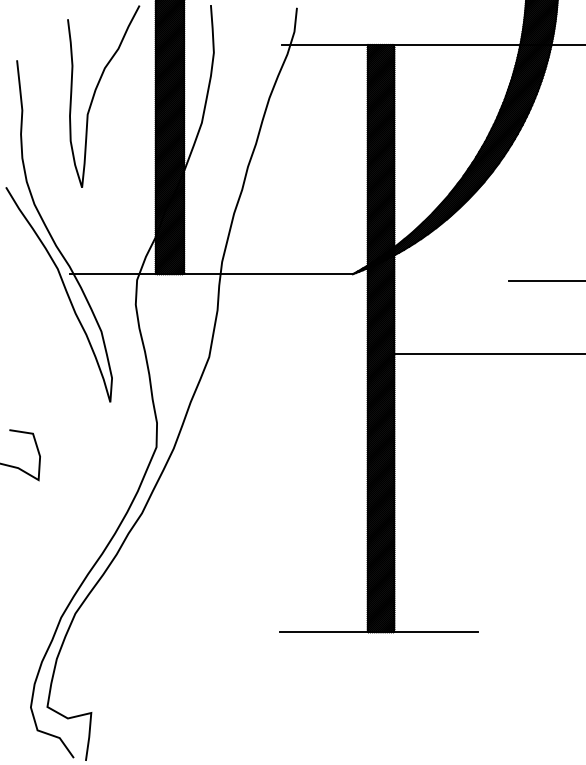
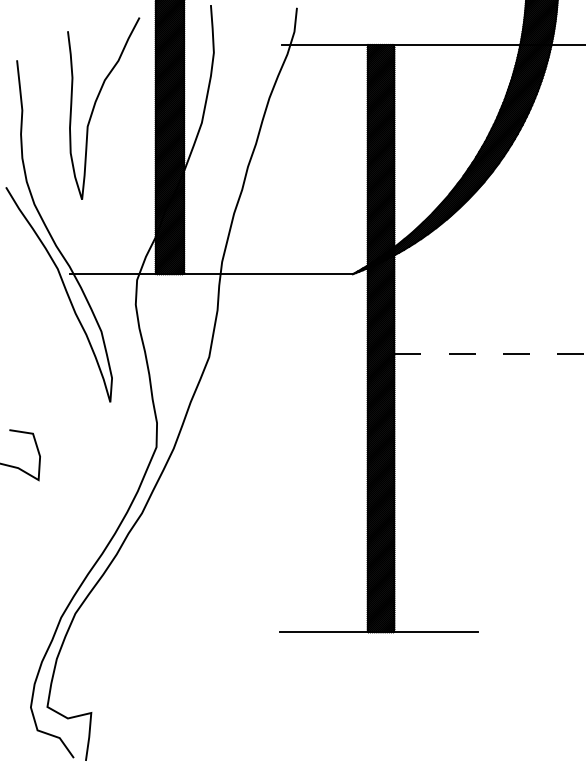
curve position: (95, 94) -> (95, 106) (95, 106)
line: present -> none (545, 281)
line: solid -> dashed (490, 353)
